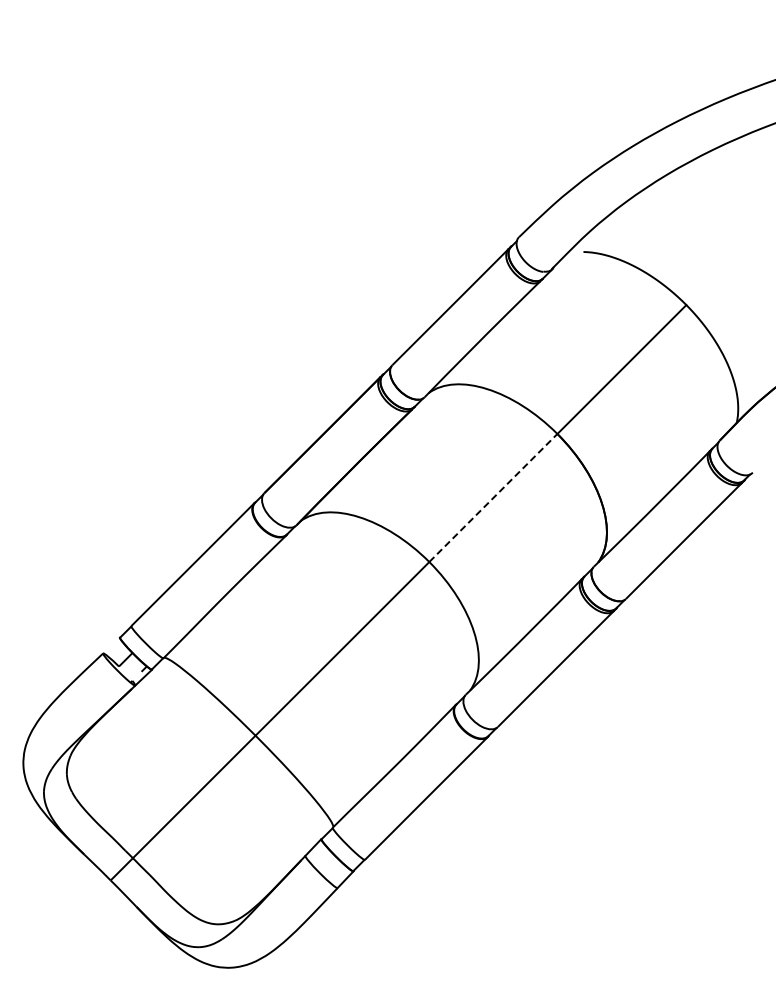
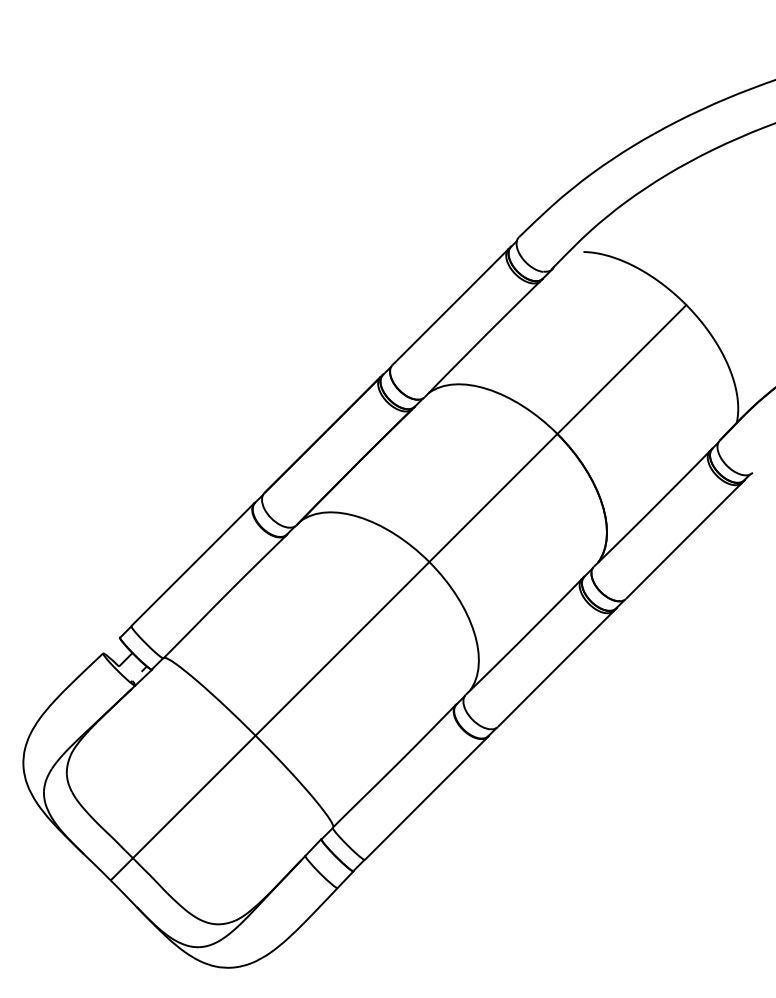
line: dashed -> solid (493, 497)
